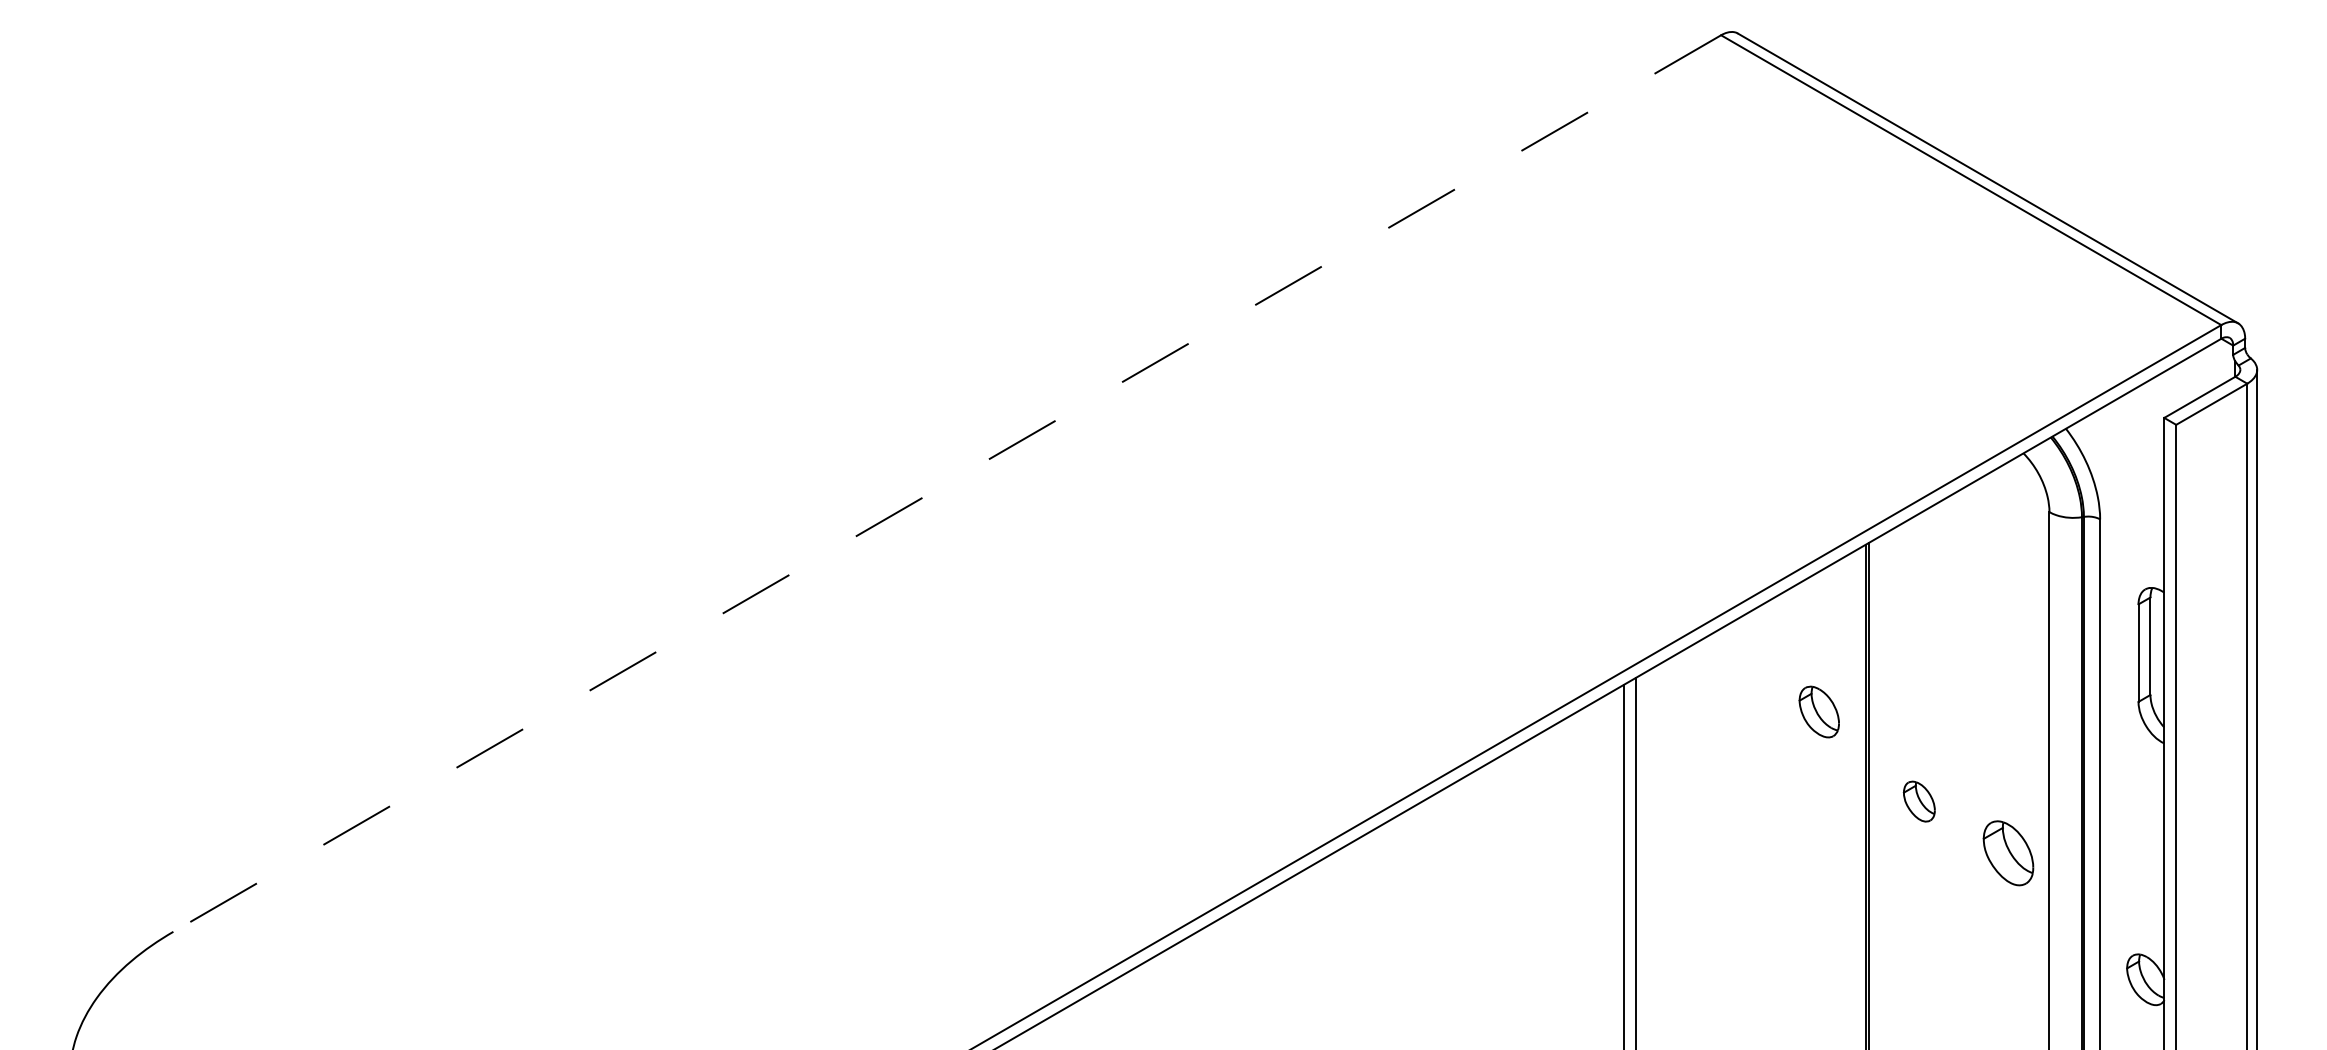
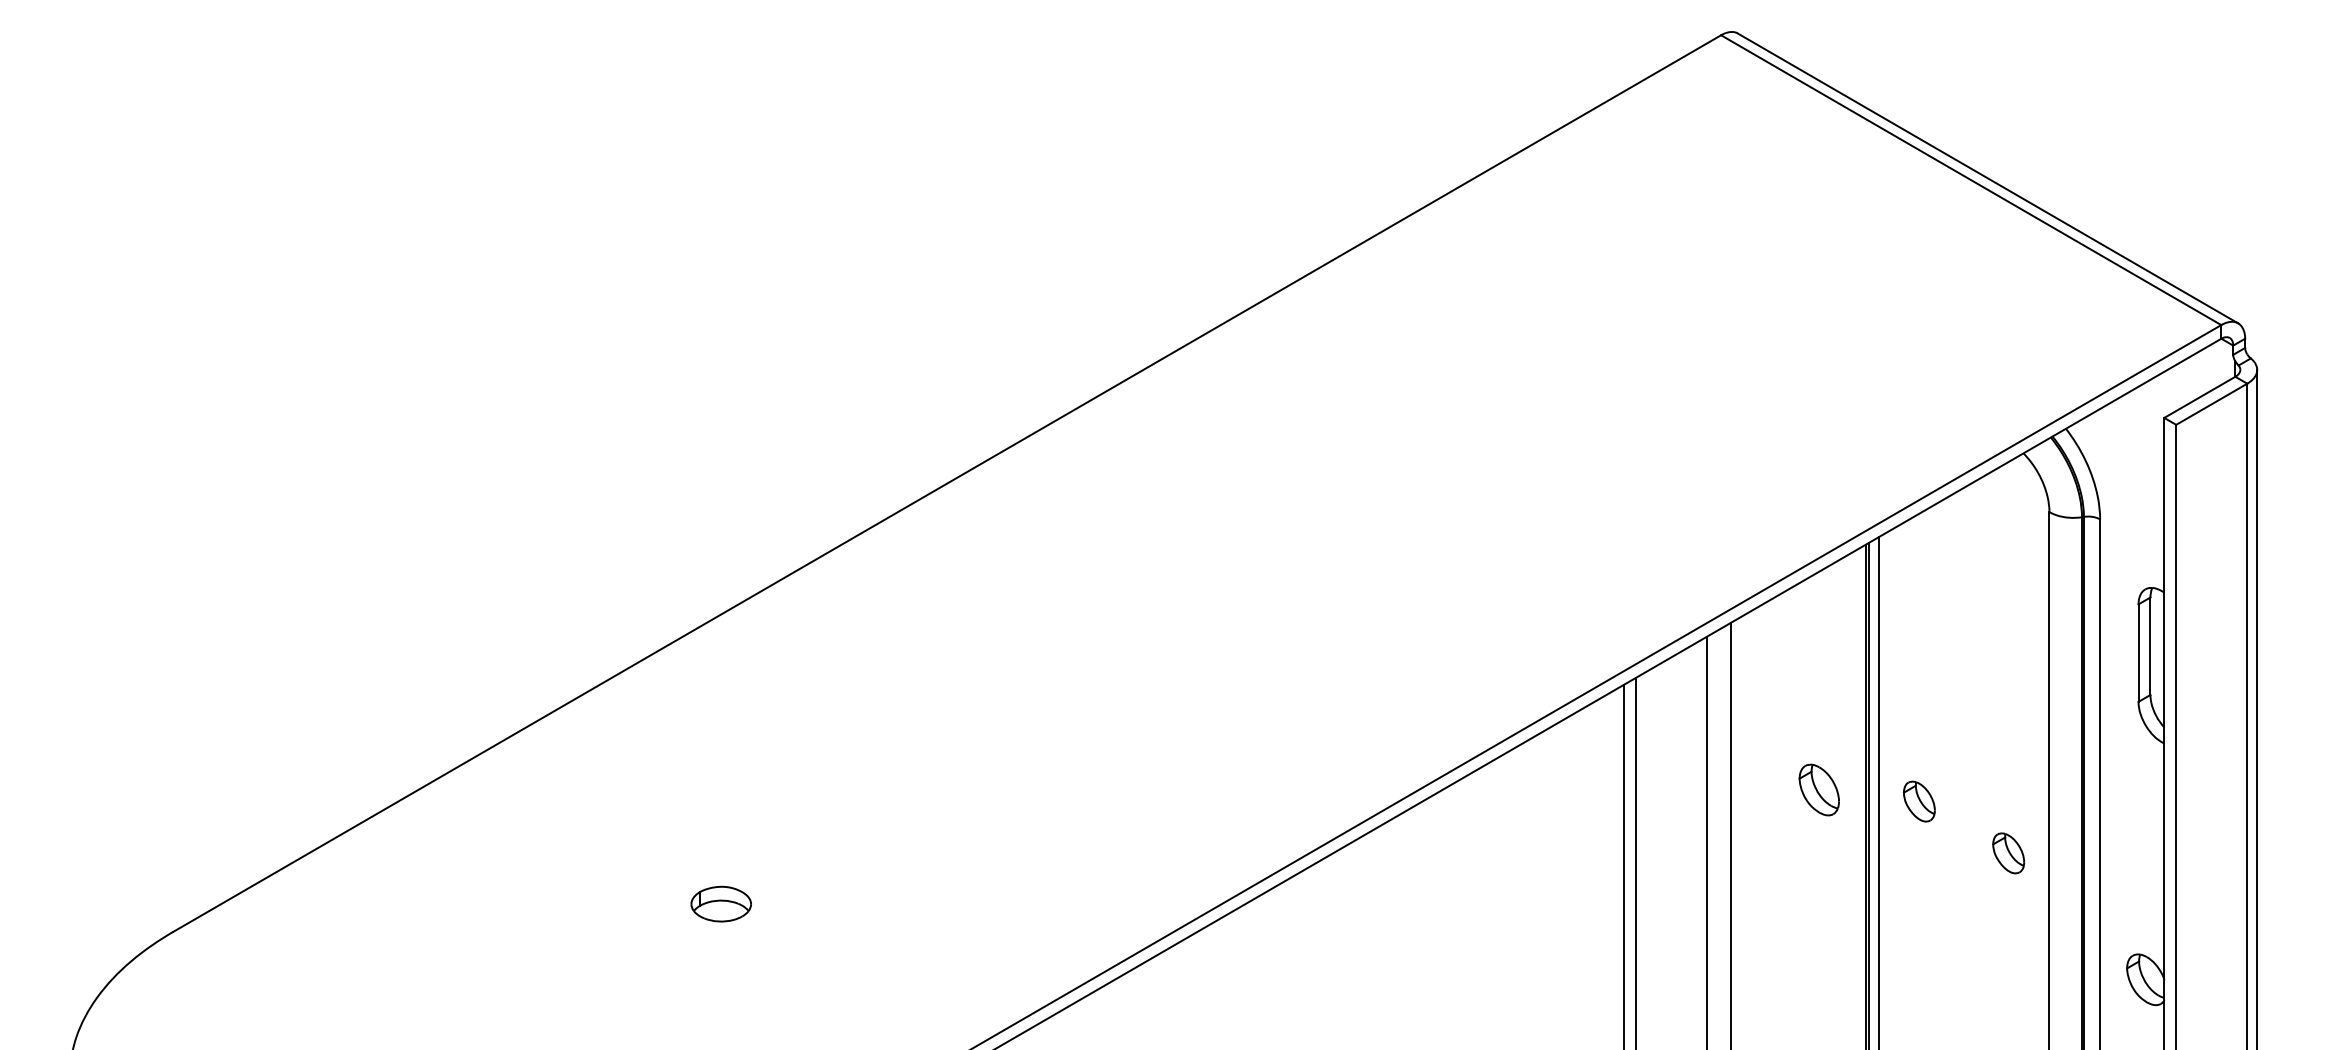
line: dashed -> solid (946, 483)
part position: (1818, 711) -> (1818, 789) (1818, 789)
line: none -> present (1878, 791)
line: none -> present (1730, 834)
line: none -> present (1707, 841)
part size: 53x67 px -> 34x43 px (2008, 853)
part: none -> present (720, 903)
